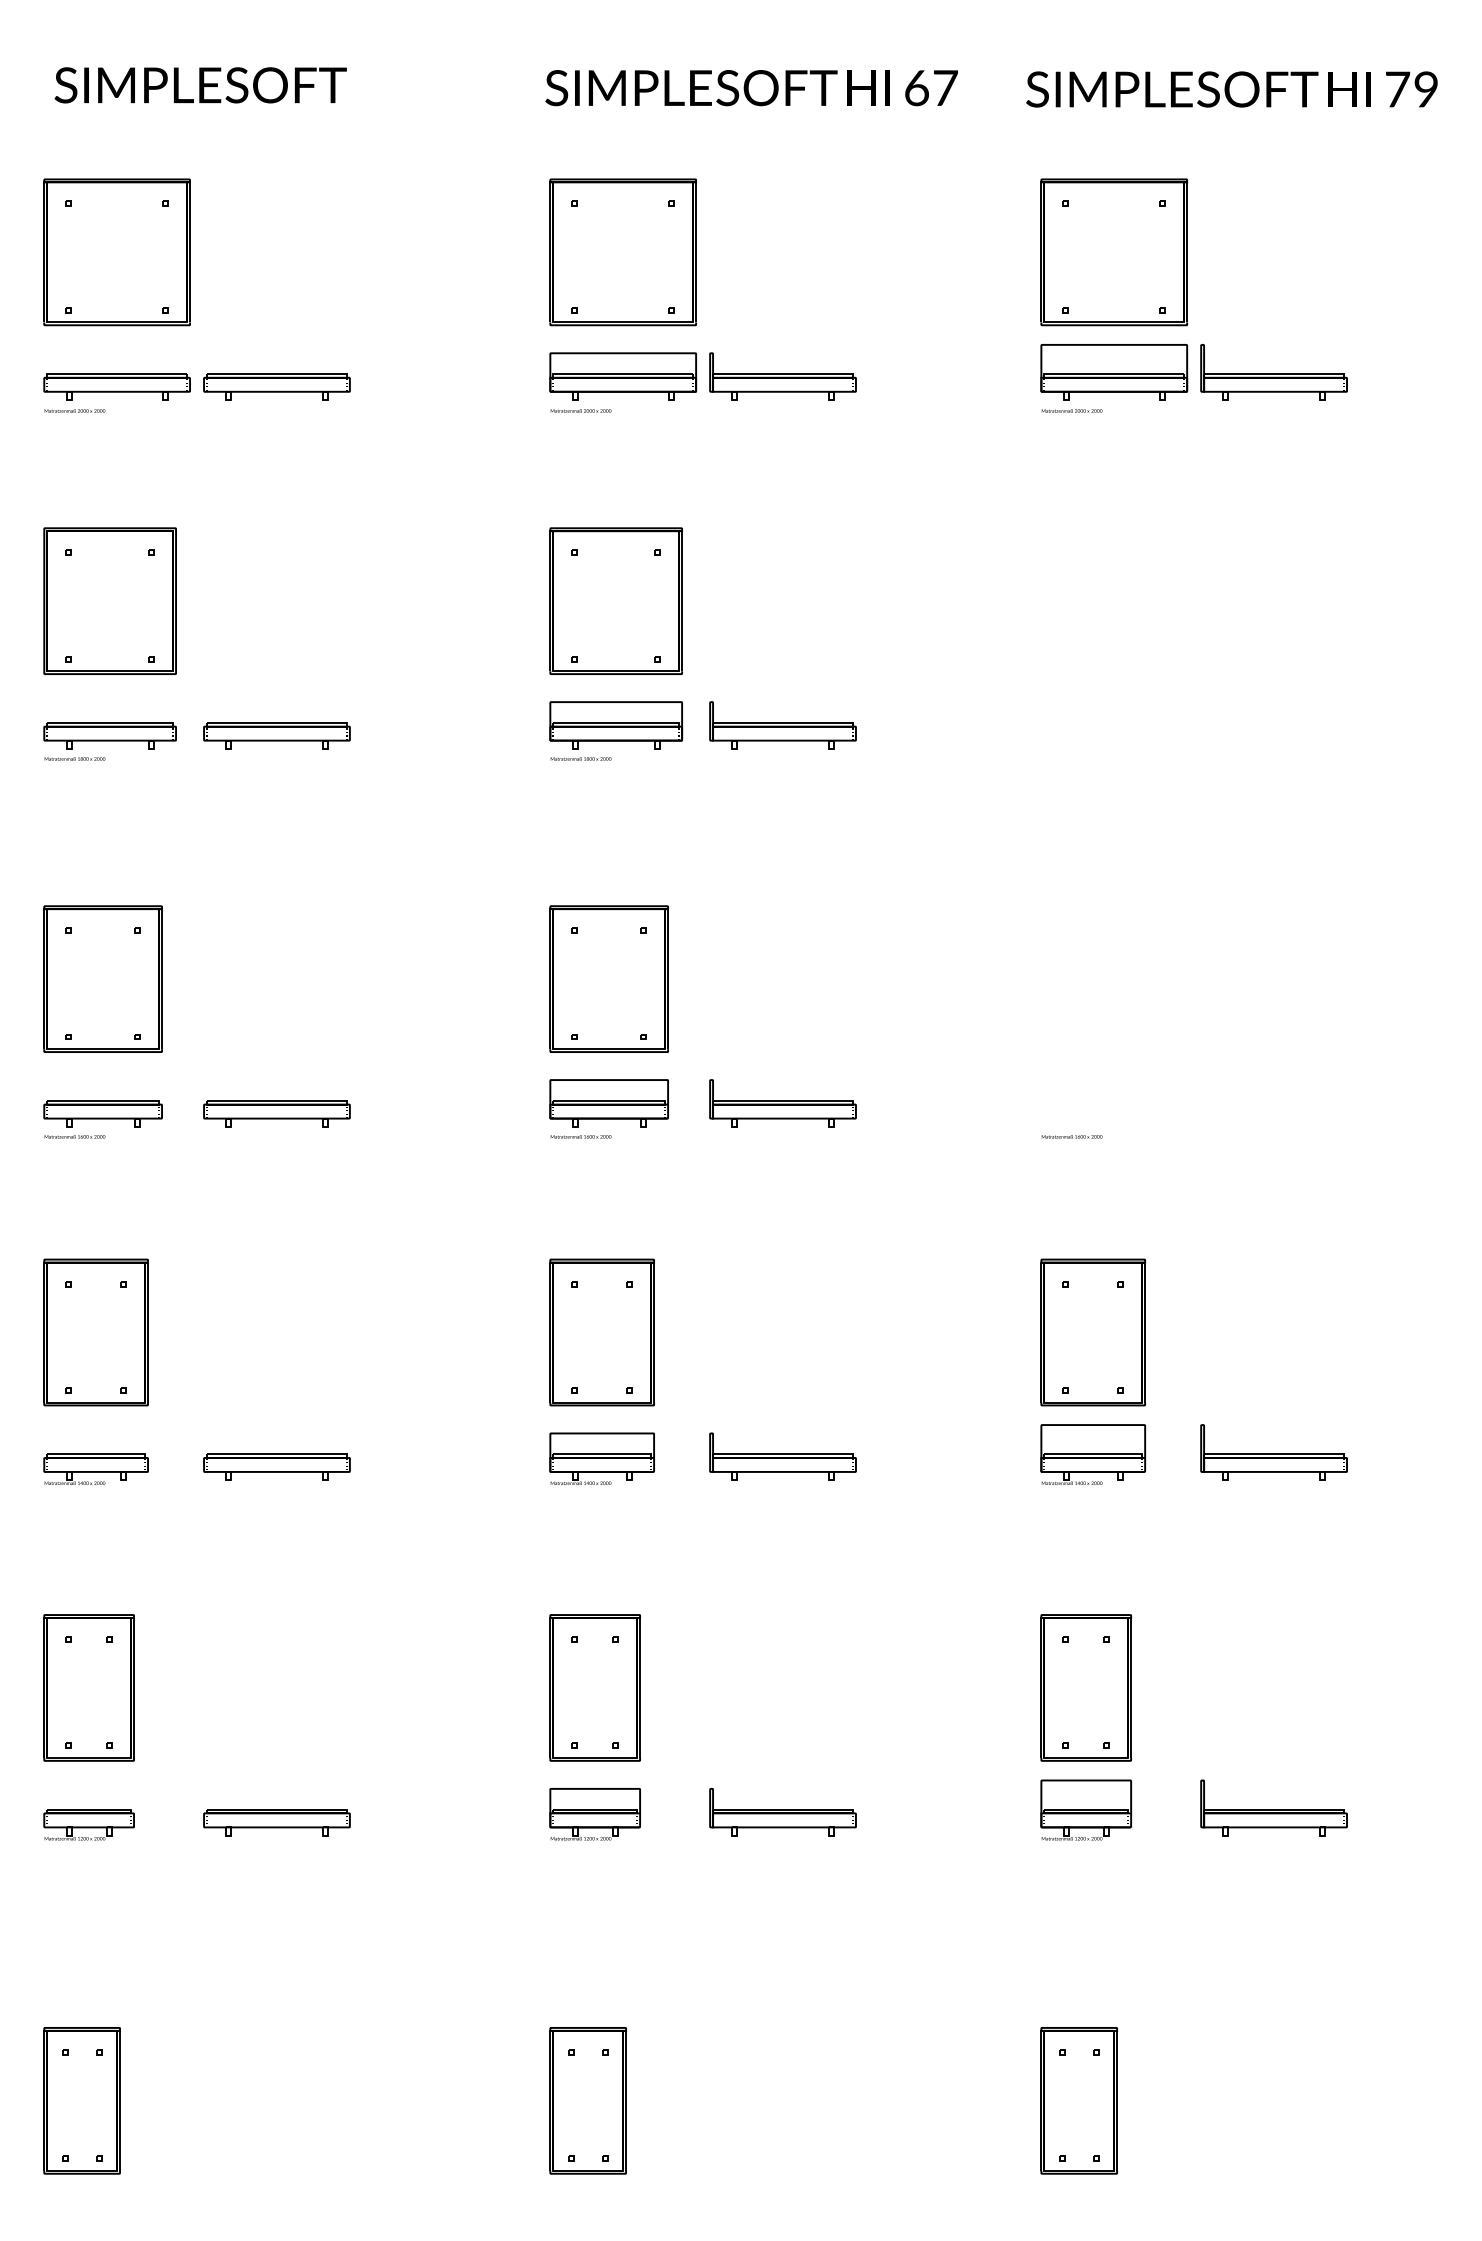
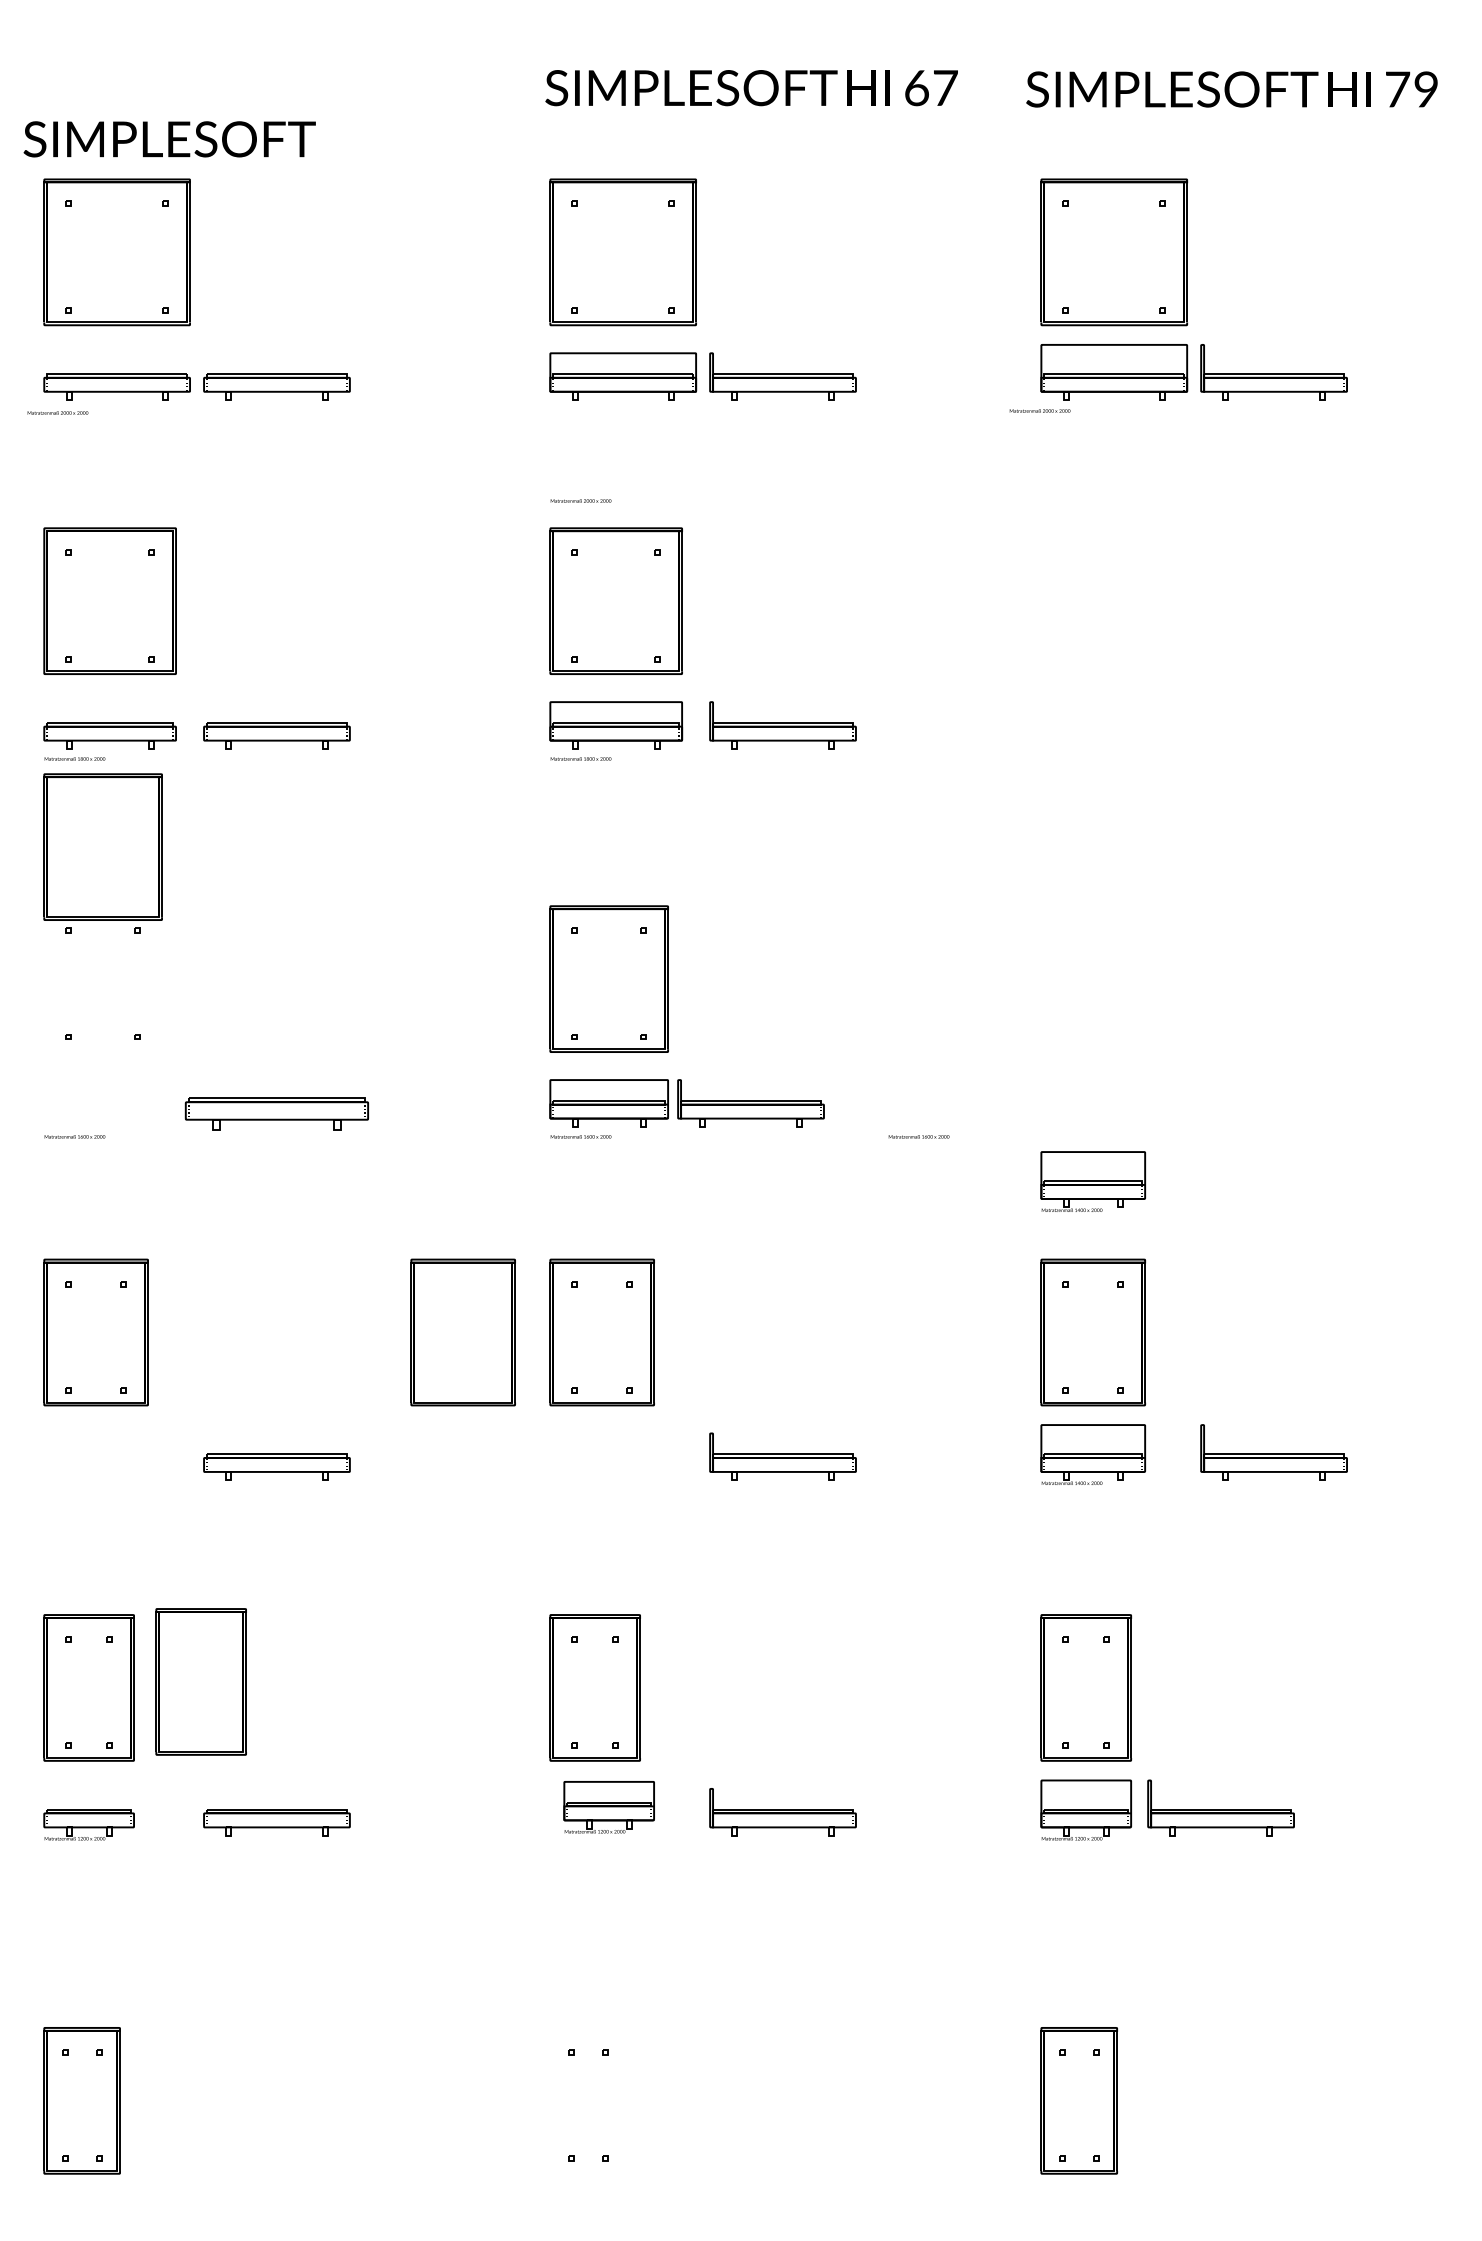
text position: (200, 85) -> (169, 139) (169, 139)
text position: (74, 410) -> (57, 412) (57, 412)
text position: (580, 410) -> (580, 500) (580, 500)
text position: (1071, 410) -> (1039, 410) (1039, 410)
part position: (102, 978) -> (102, 846) (102, 846)
part position: (782, 1103) -> (750, 1103) (750, 1103)
part: present -> none (102, 1113)
part size: 148x28 px -> 185x34 px (276, 1113)
text position: (1071, 1136) -> (918, 1136) (918, 1136)
part: none -> present (1092, 1181)
part: none -> present (462, 1332)
part: present -> none (601, 1458)
part: present -> none (95, 1468)
part: none -> present (200, 1681)
part position: (1273, 1807) -> (1220, 1807) (1220, 1807)
part position: (594, 1814) -> (608, 1807) (608, 1807)
part: present -> none (587, 2100)
